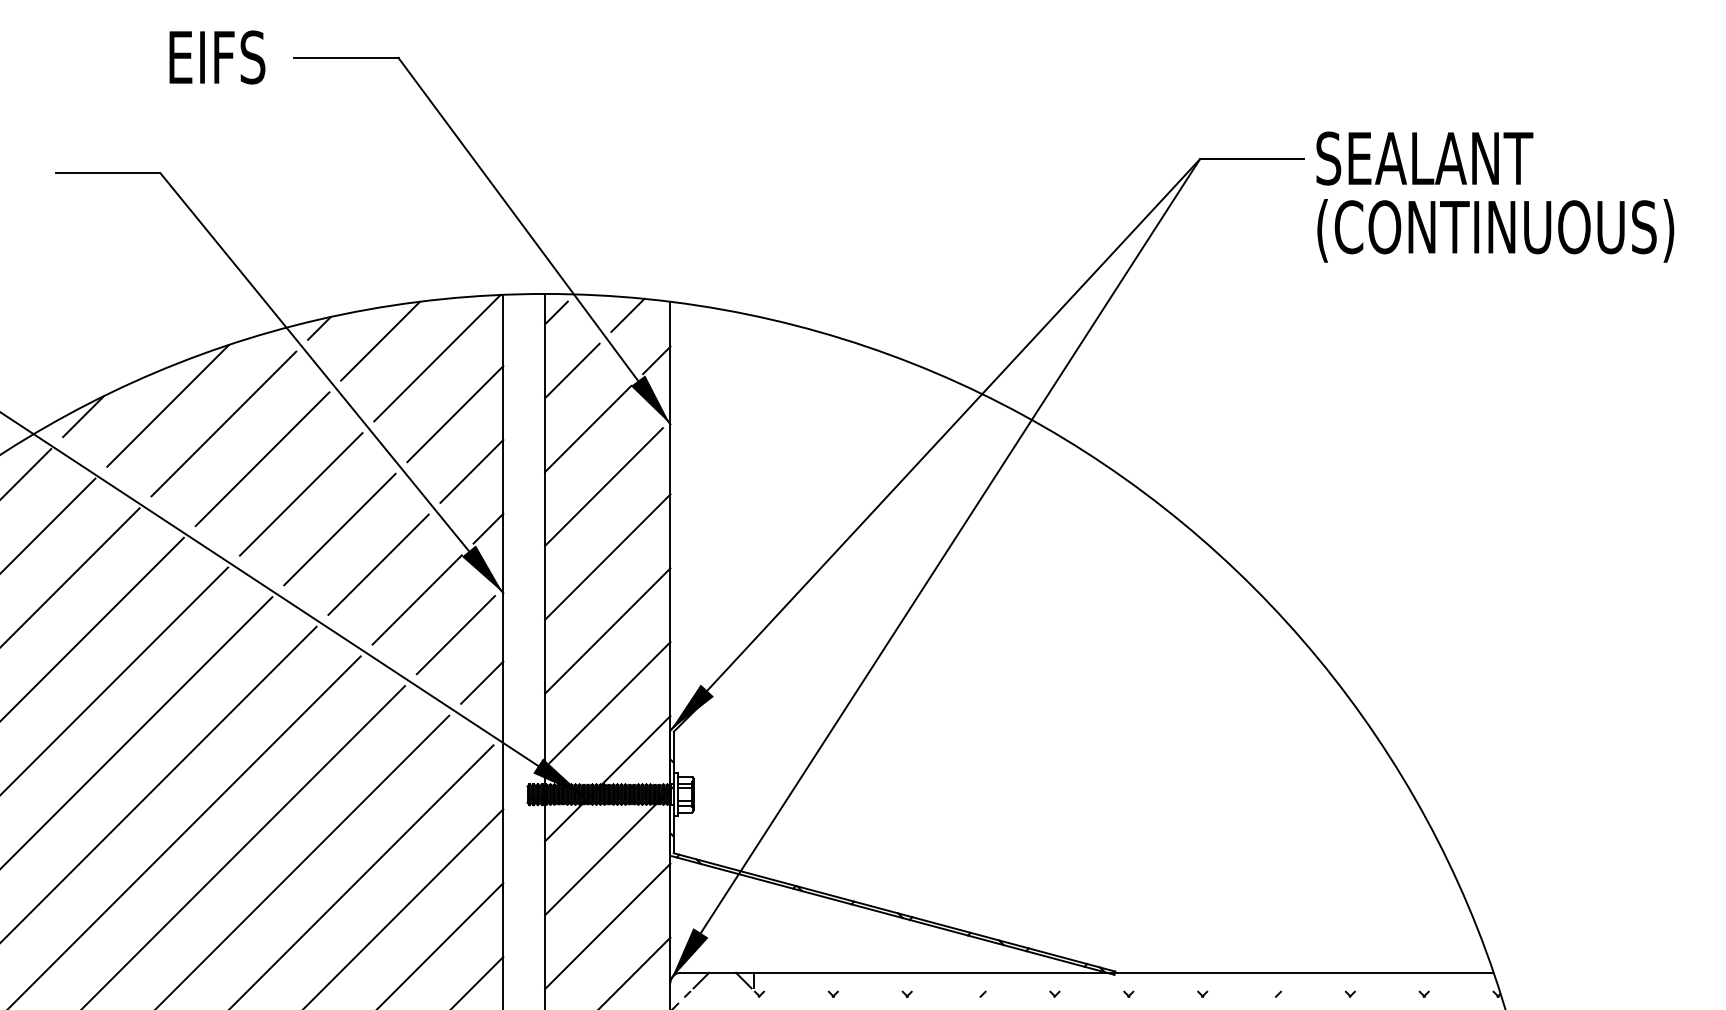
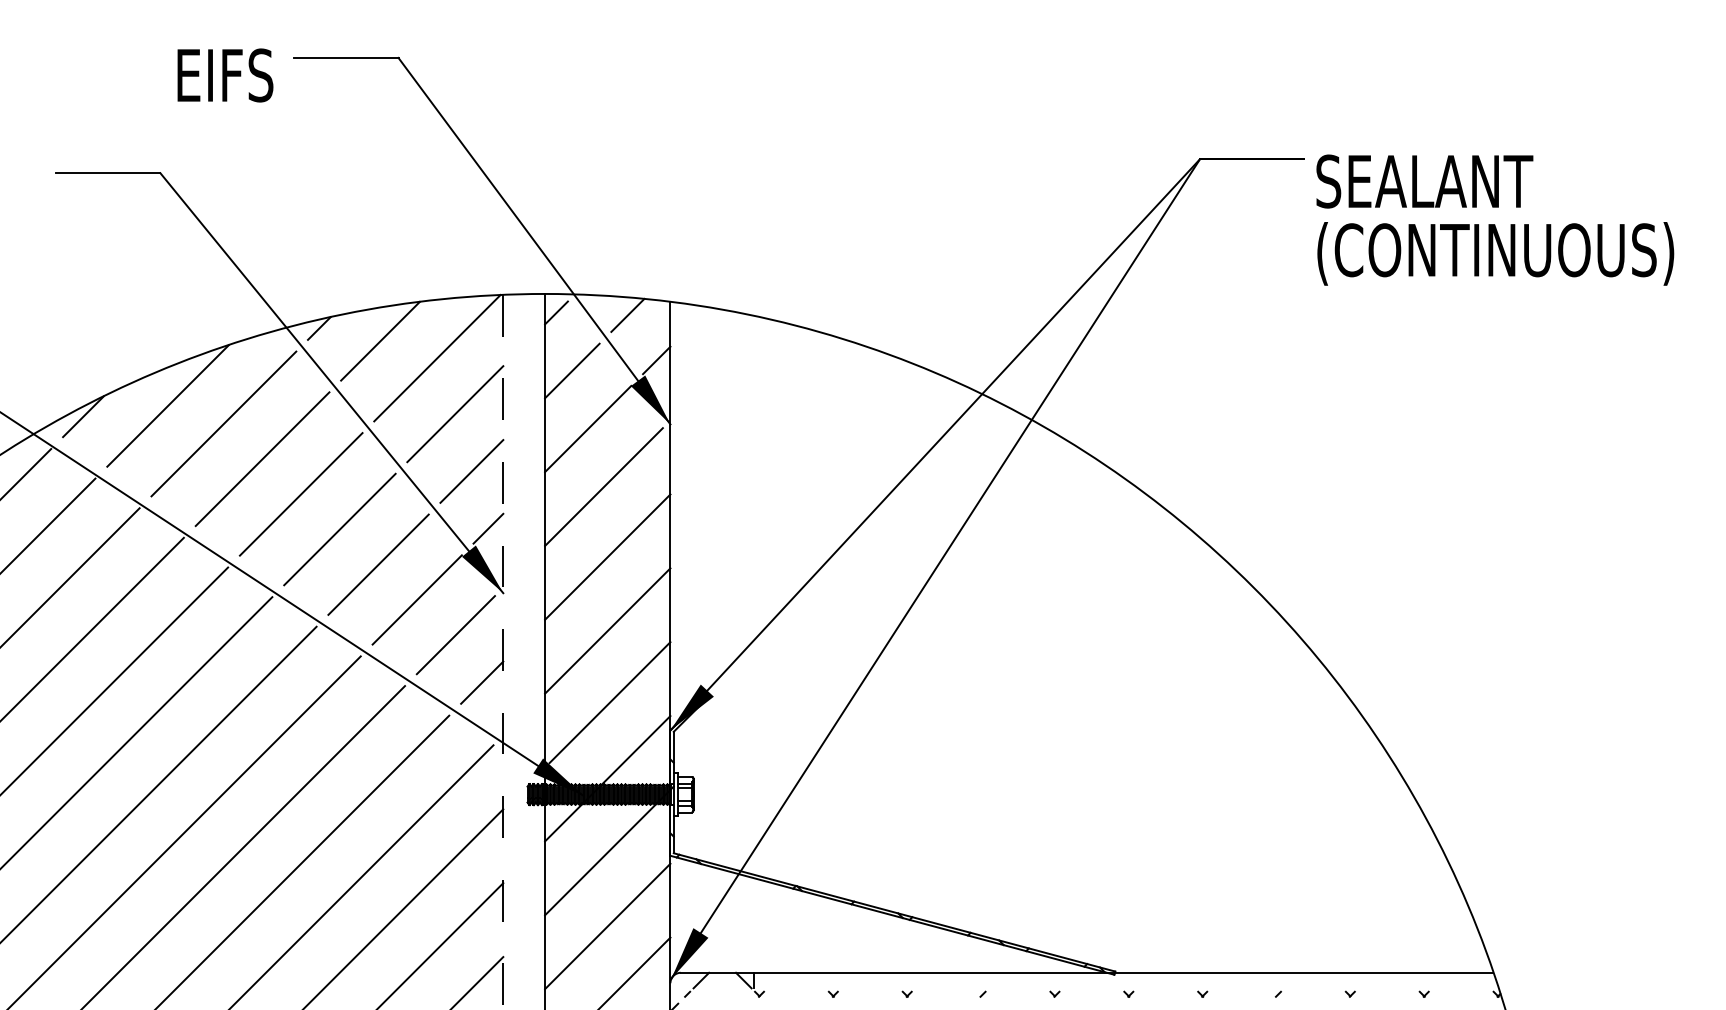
text position: (217, 57) -> (225, 75) (225, 75)
text position: (1495, 196) -> (1495, 219) (1495, 219)
line: solid -> dashed (503, 652)
